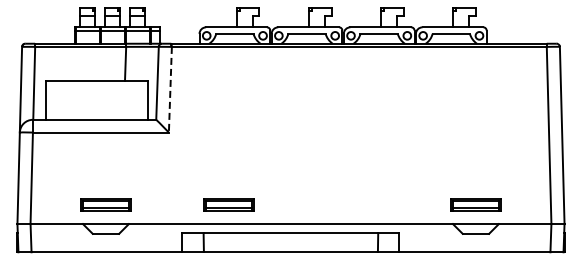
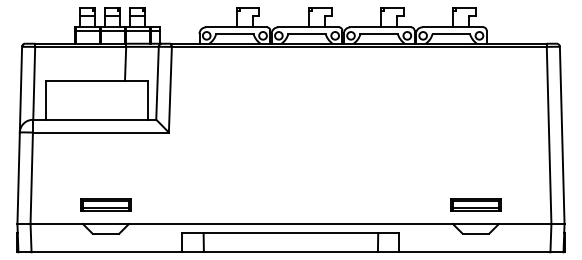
line: dashed -> solid (170, 89)
part: present -> none (228, 204)
